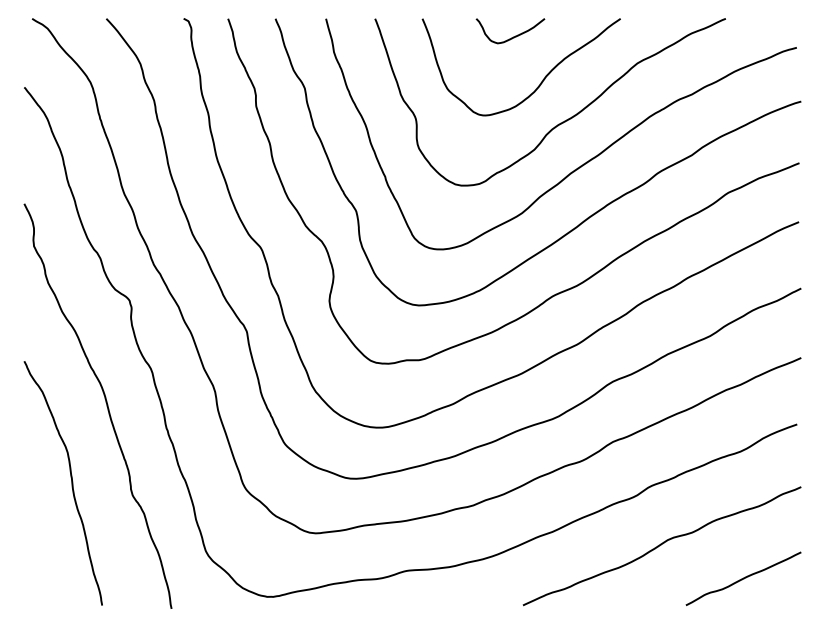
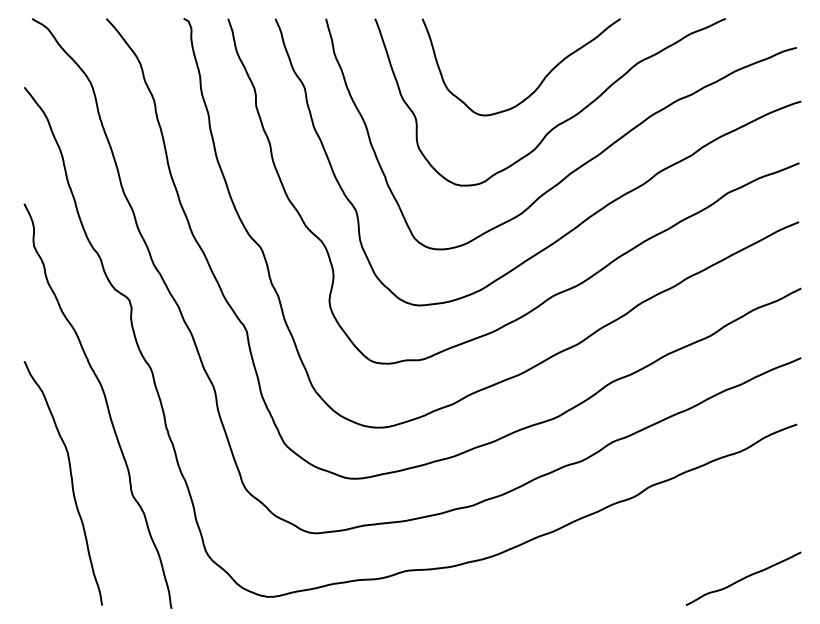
curve: present -> none (513, 36)
curve: present -> none (661, 545)
